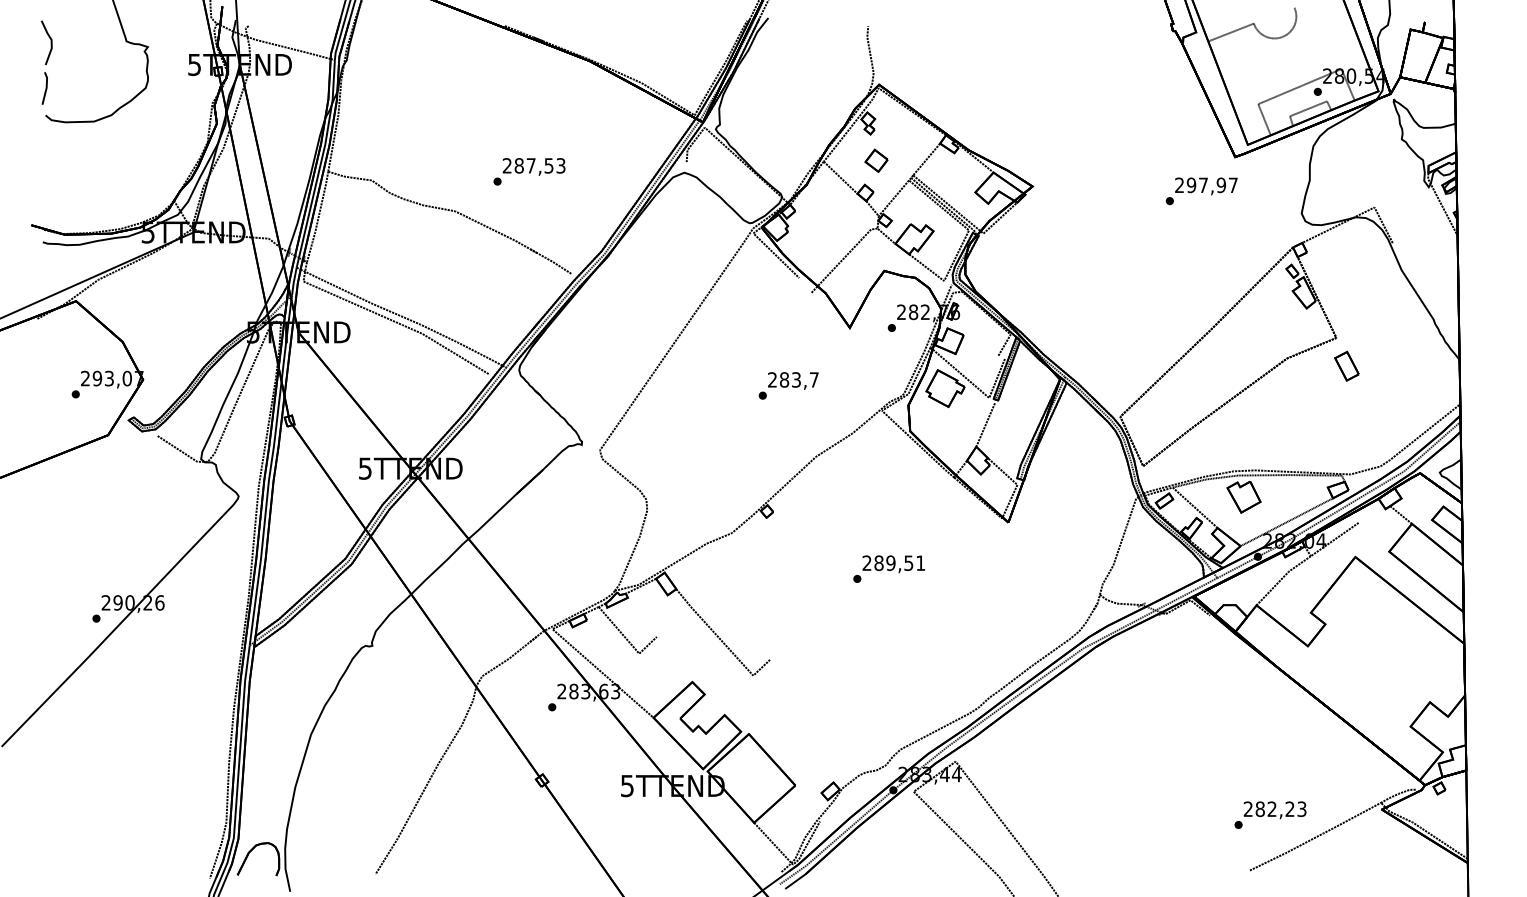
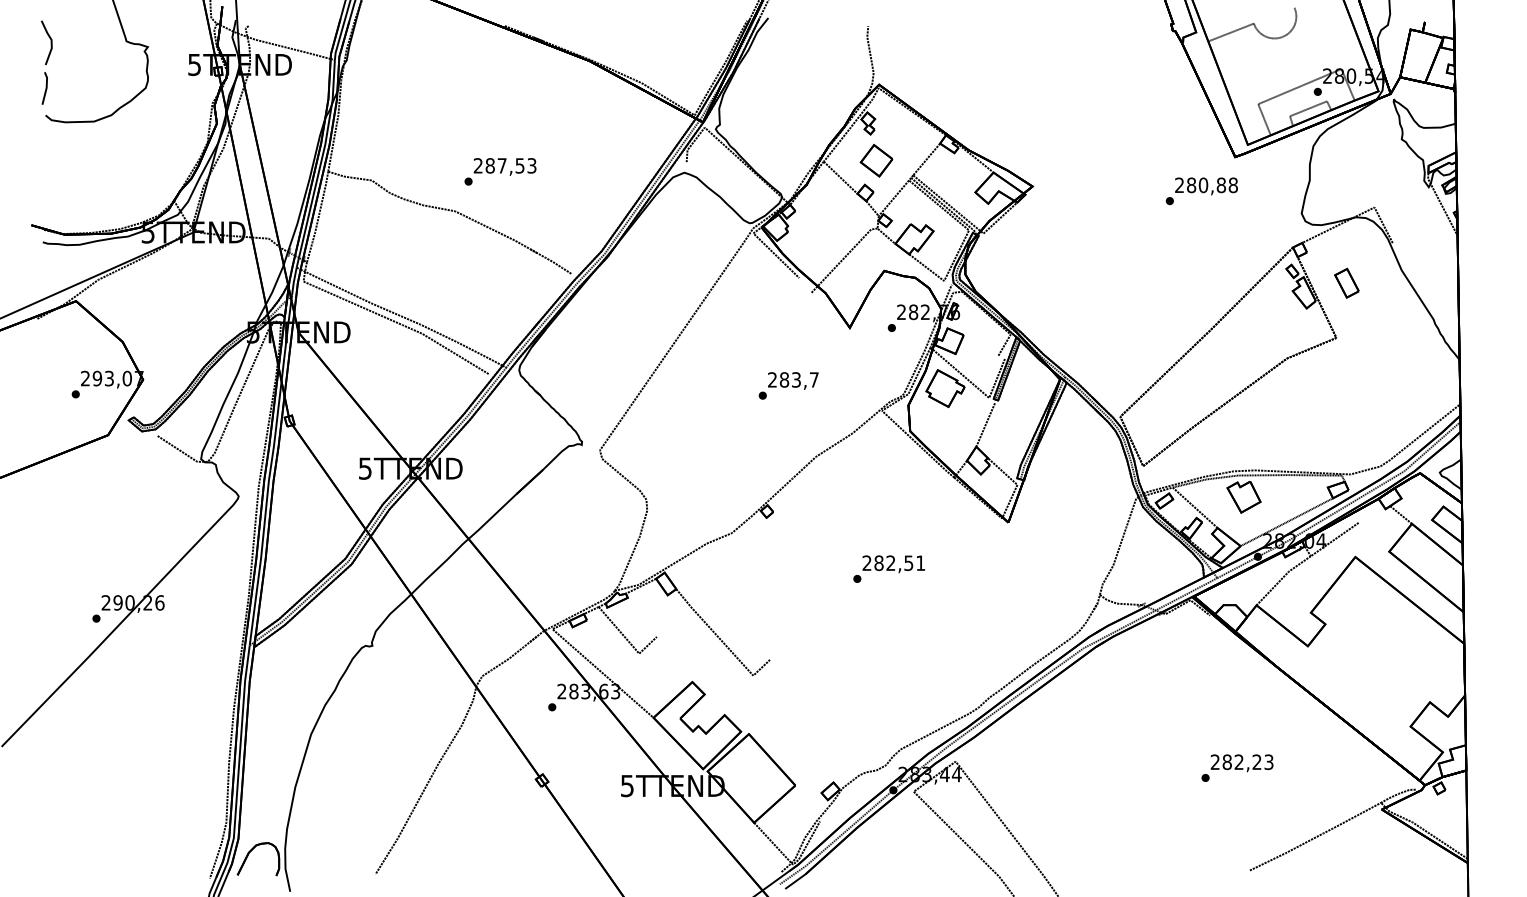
part size: 25x25 px -> 35x34 px (876, 160)
text position: (529, 171) -> (500, 171) (500, 171)
text: 297,97 -> 280,88 (1211, 185)
part position: (1346, 365) -> (1346, 282) (1346, 282)
text: 289,51 -> 282,51 (890, 562)
text position: (1270, 814) -> (1237, 767) (1237, 767)
